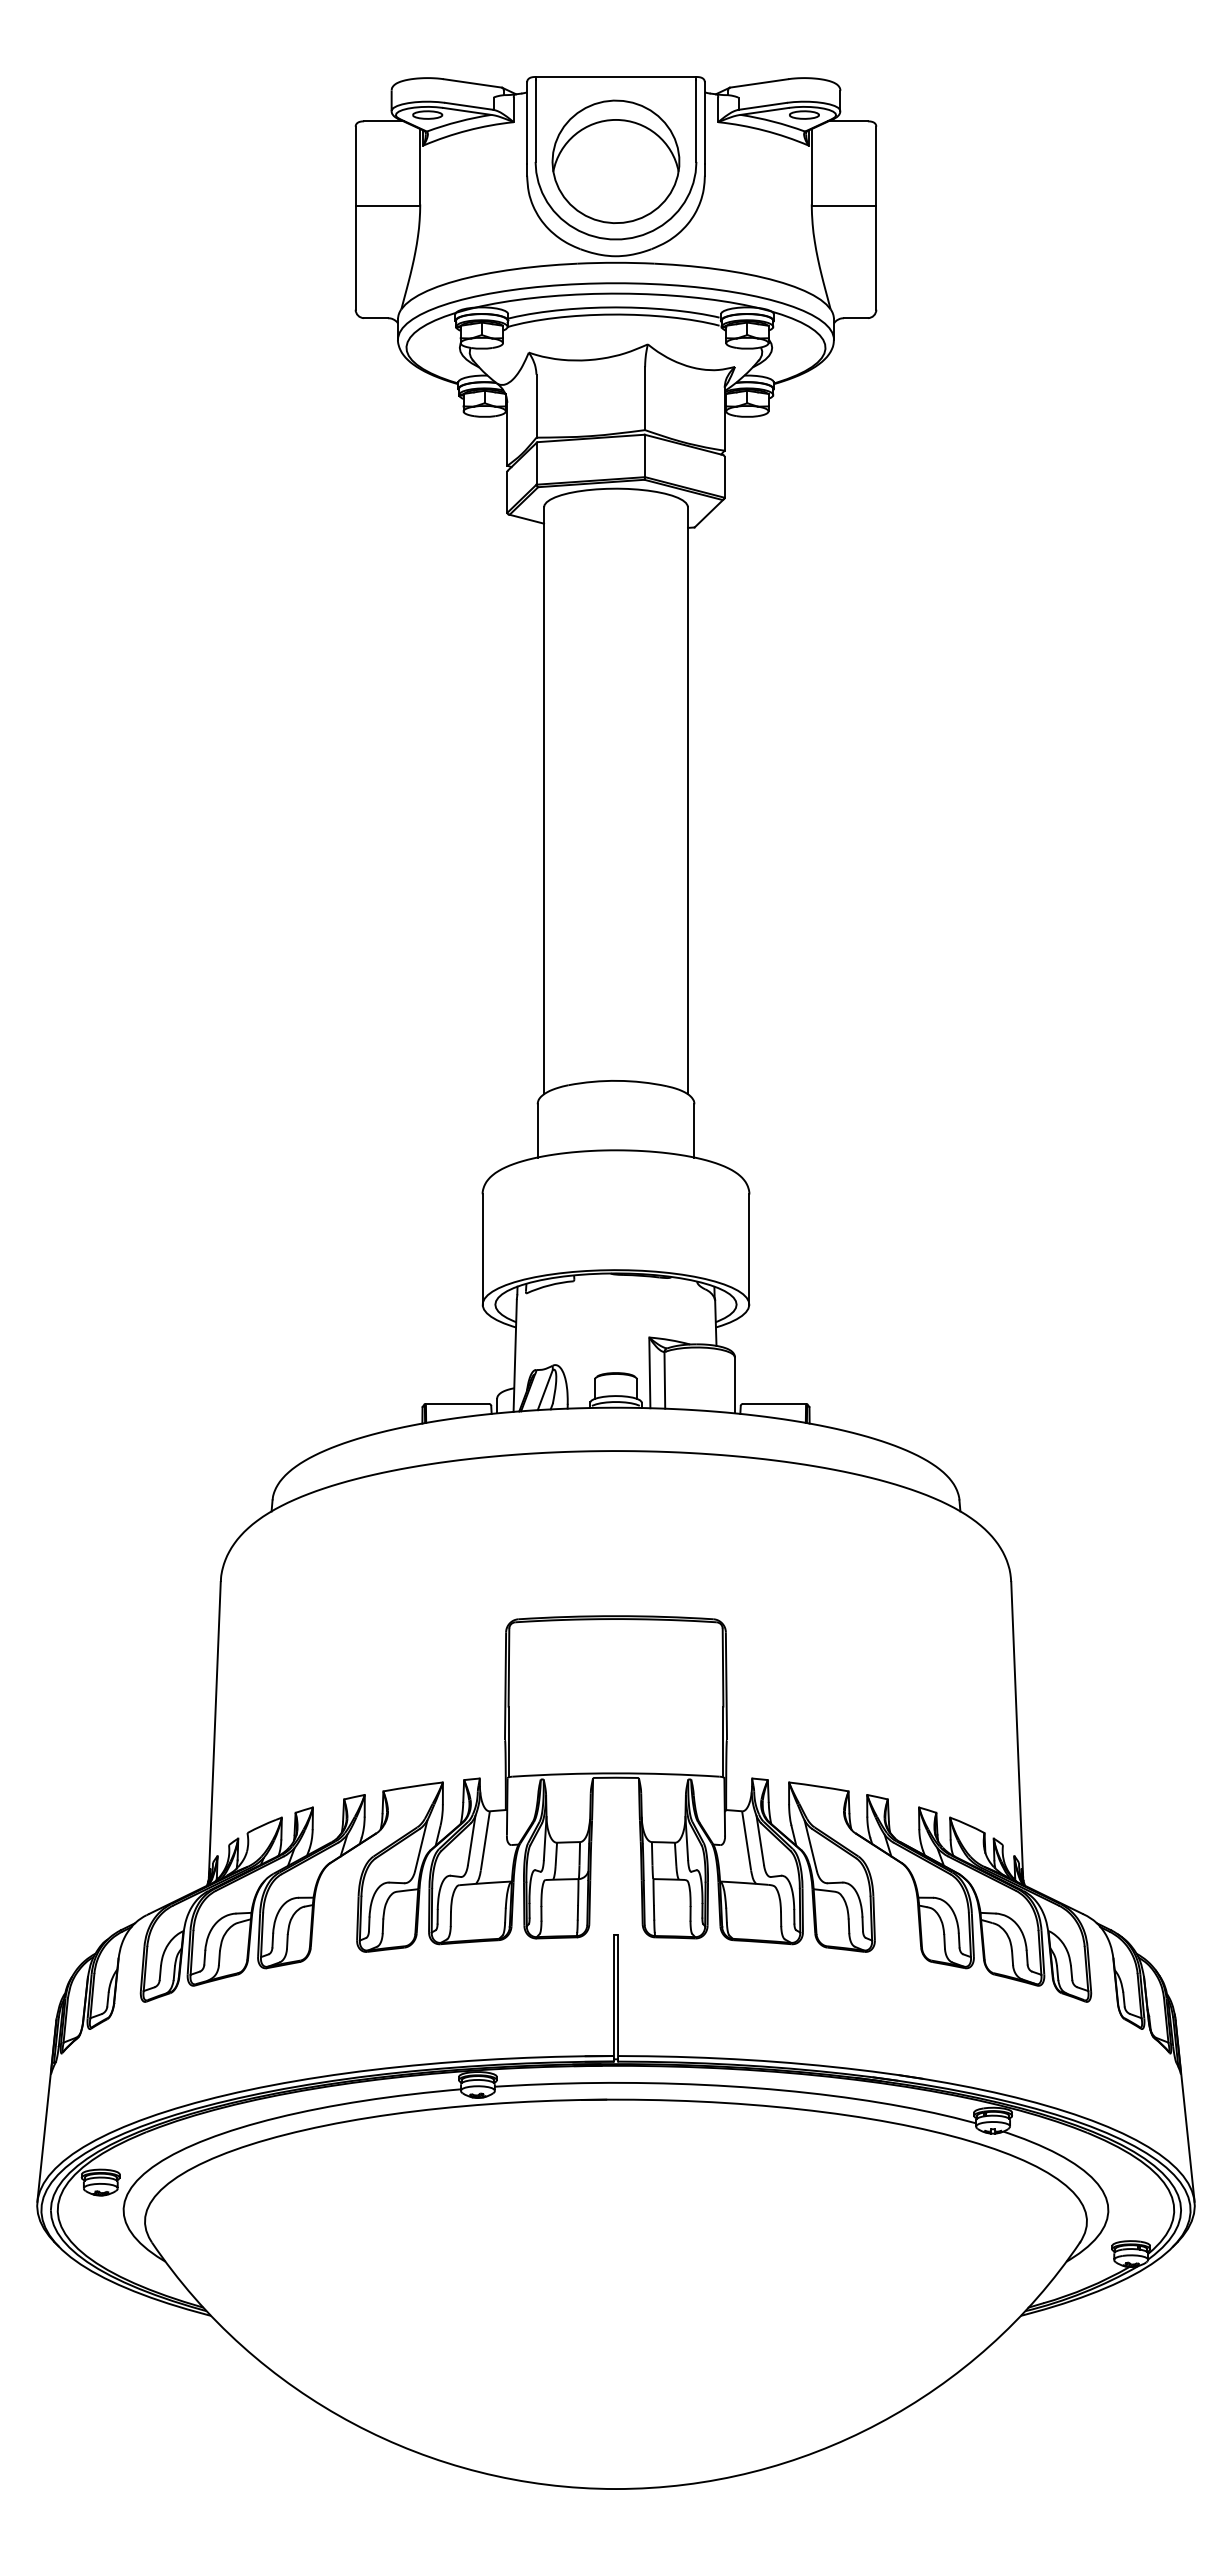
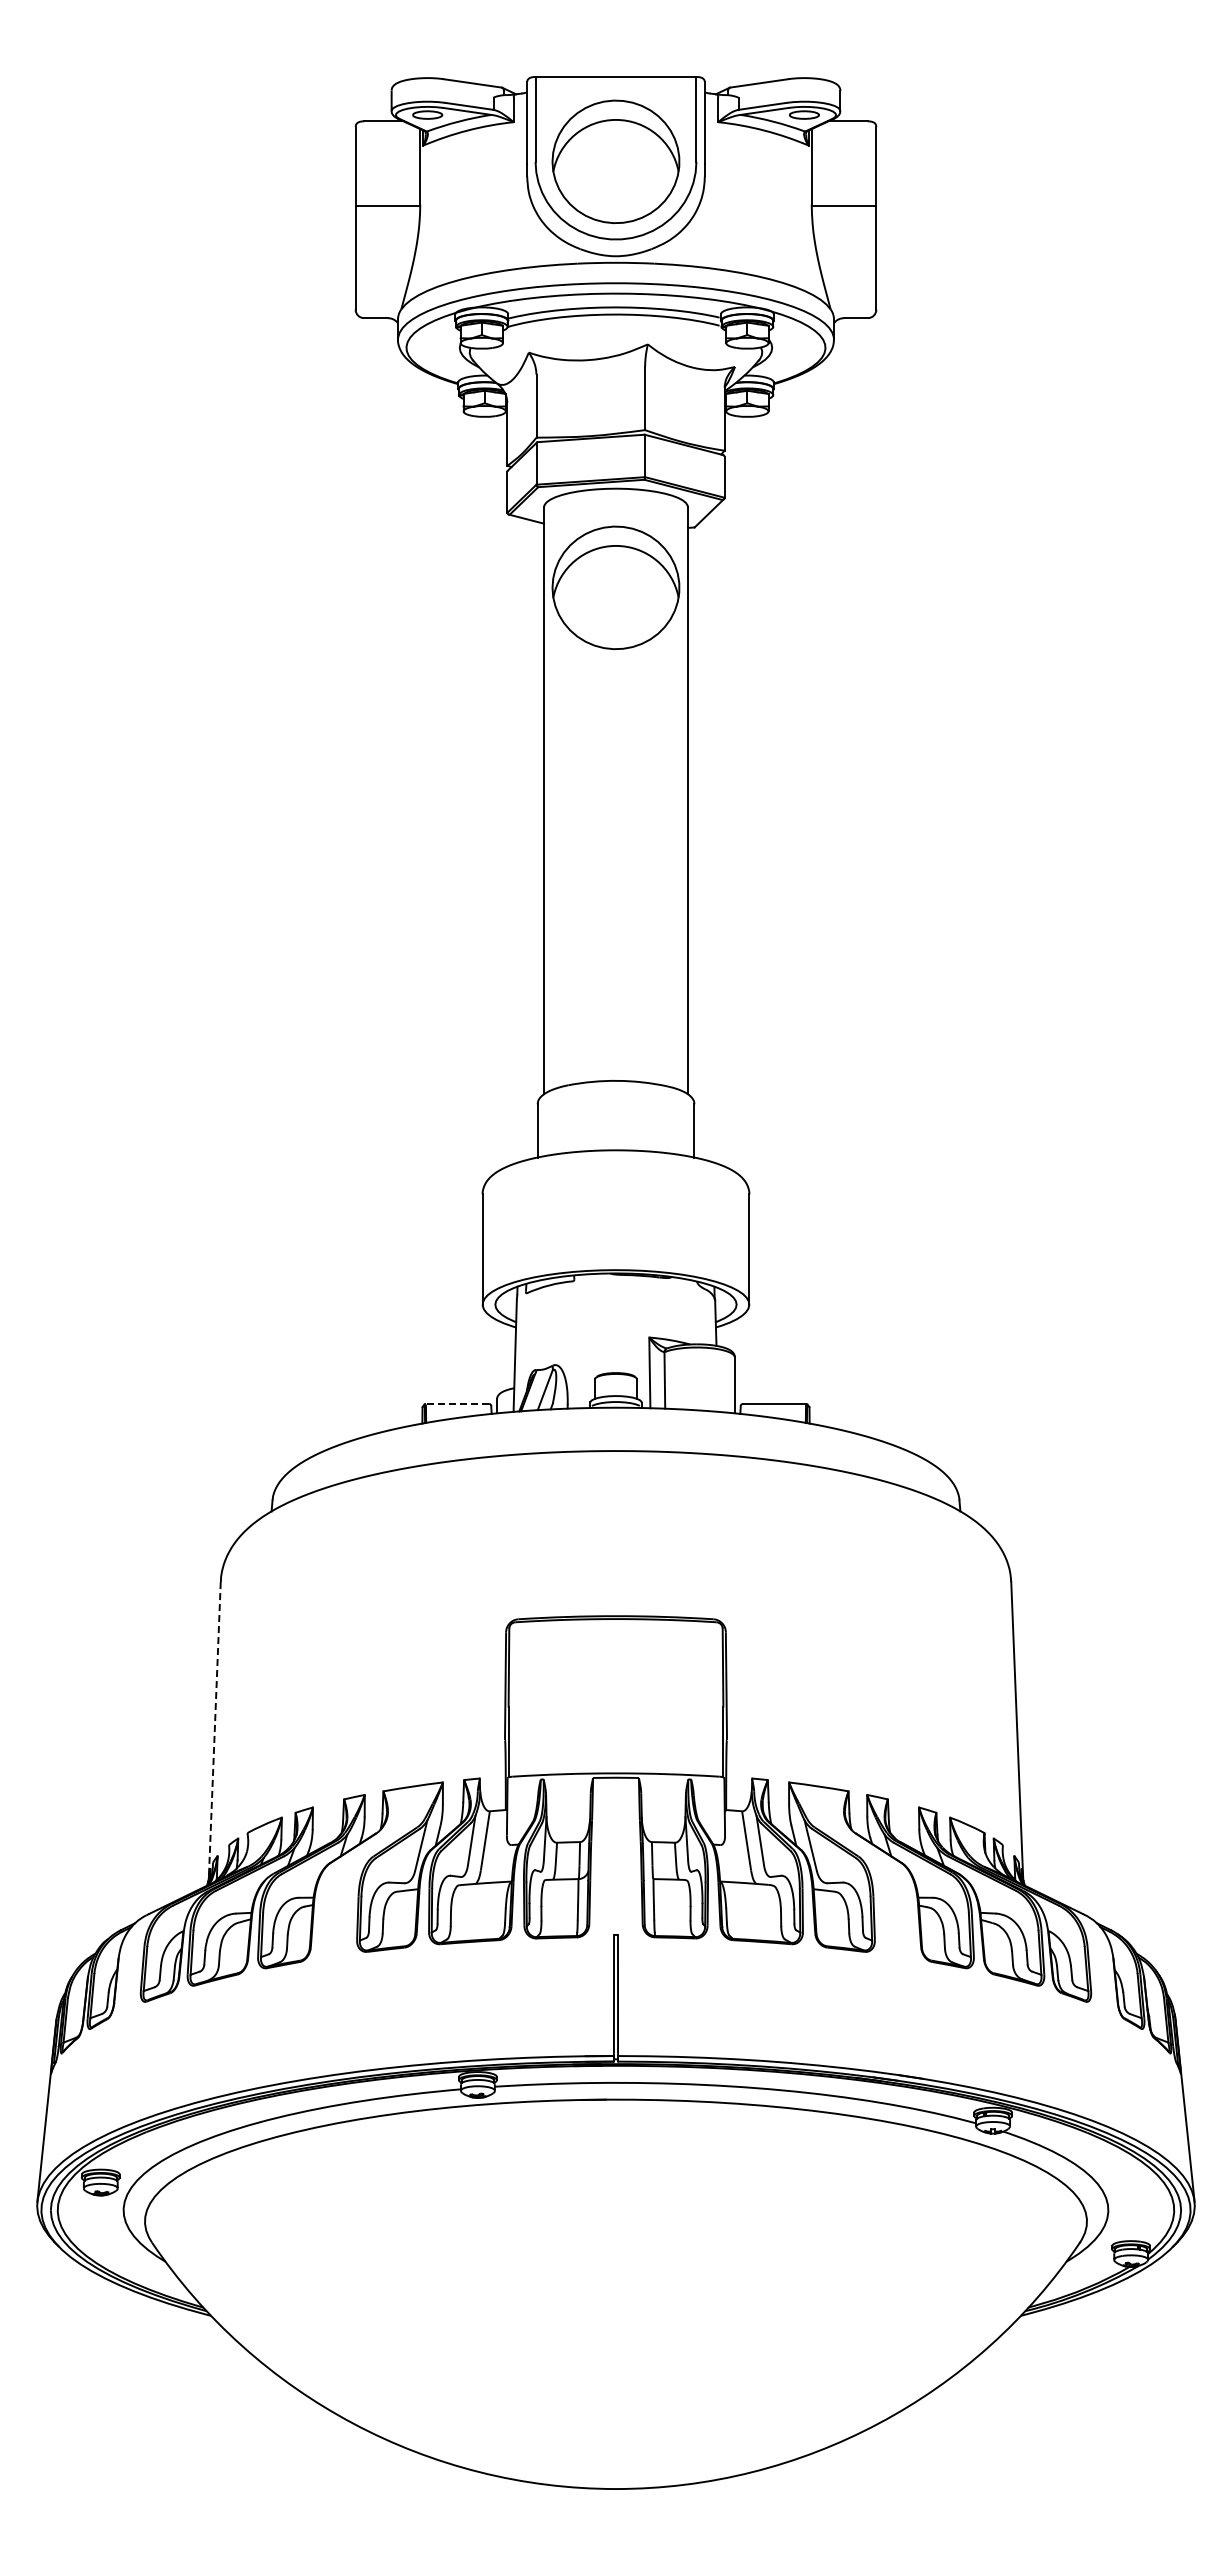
part: none -> present (615, 587)
line: solid -> dashed (457, 1403)
line: solid -> dashed (214, 1729)
